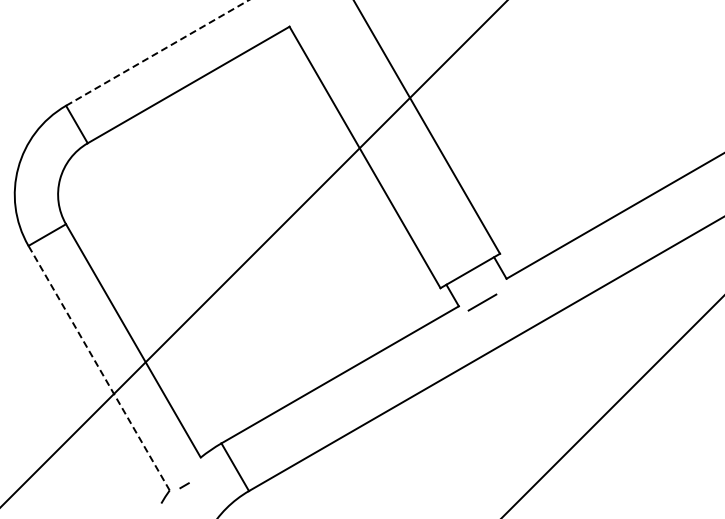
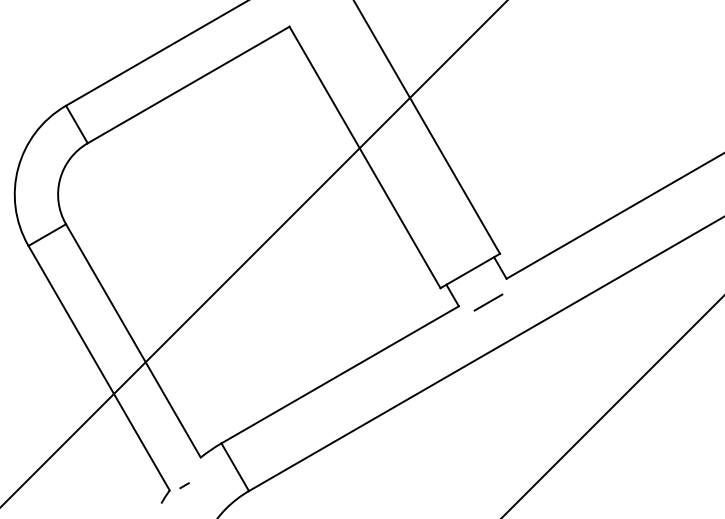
line: dashed -> solid (157, 52)
line position: (482, 302) -> (488, 302) (488, 302)
line: dashed -> solid (98, 367)
